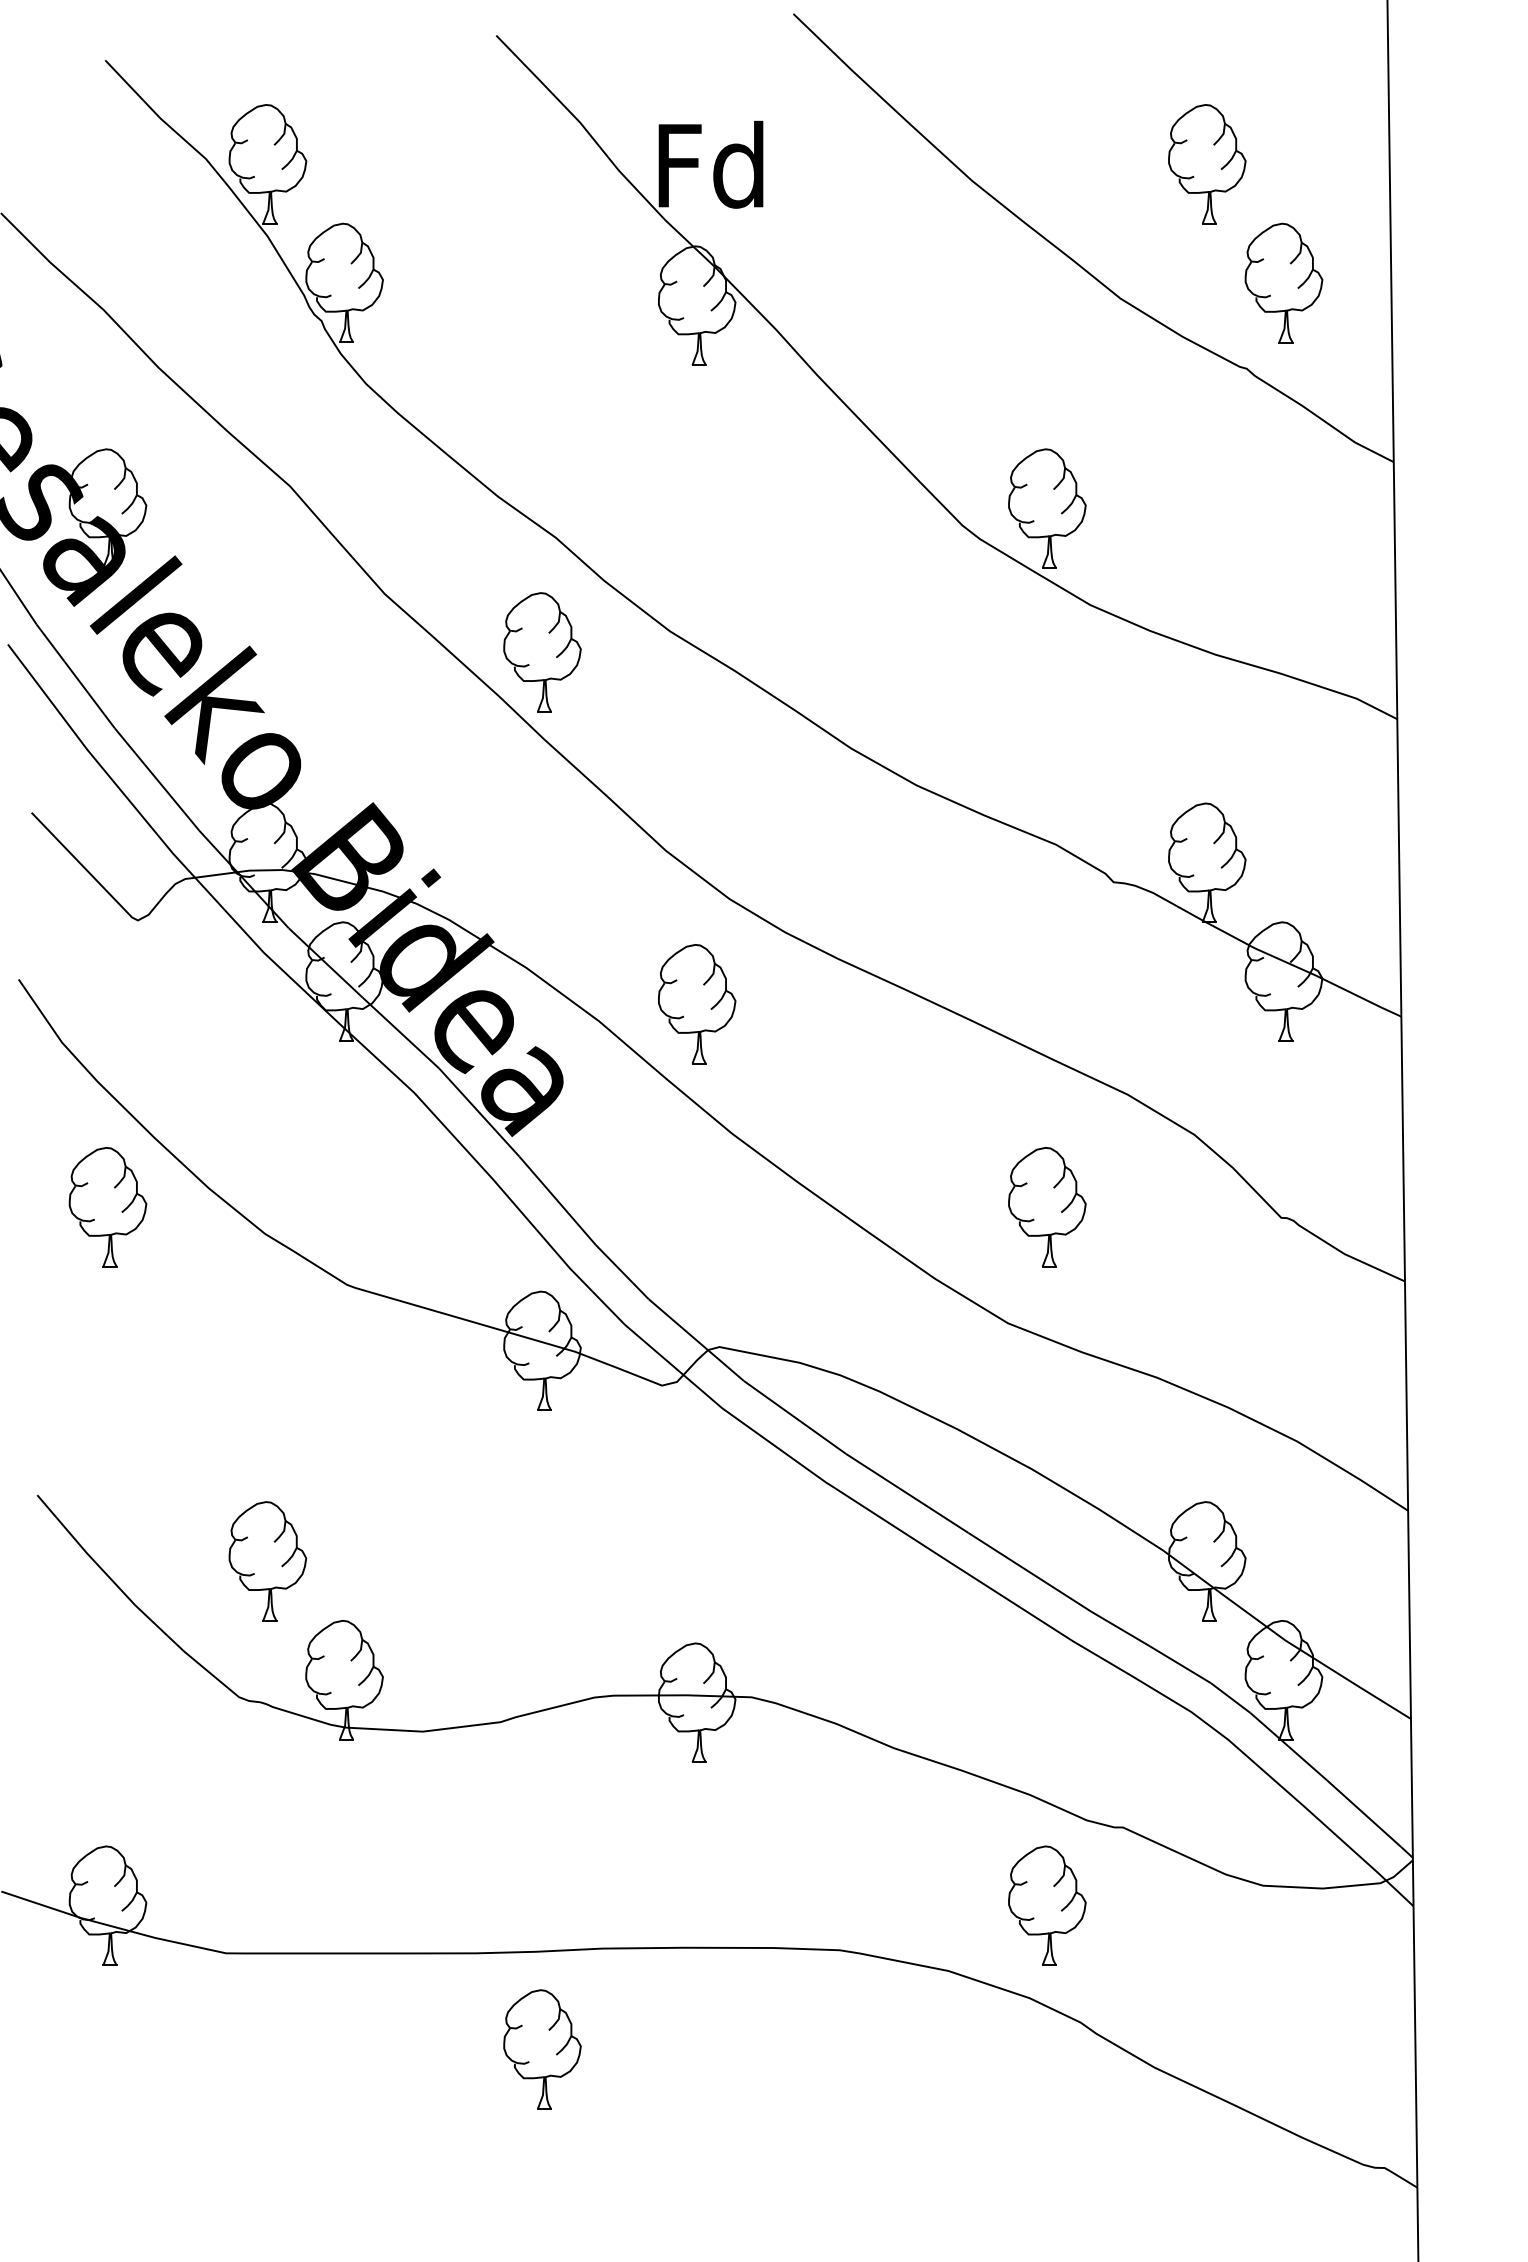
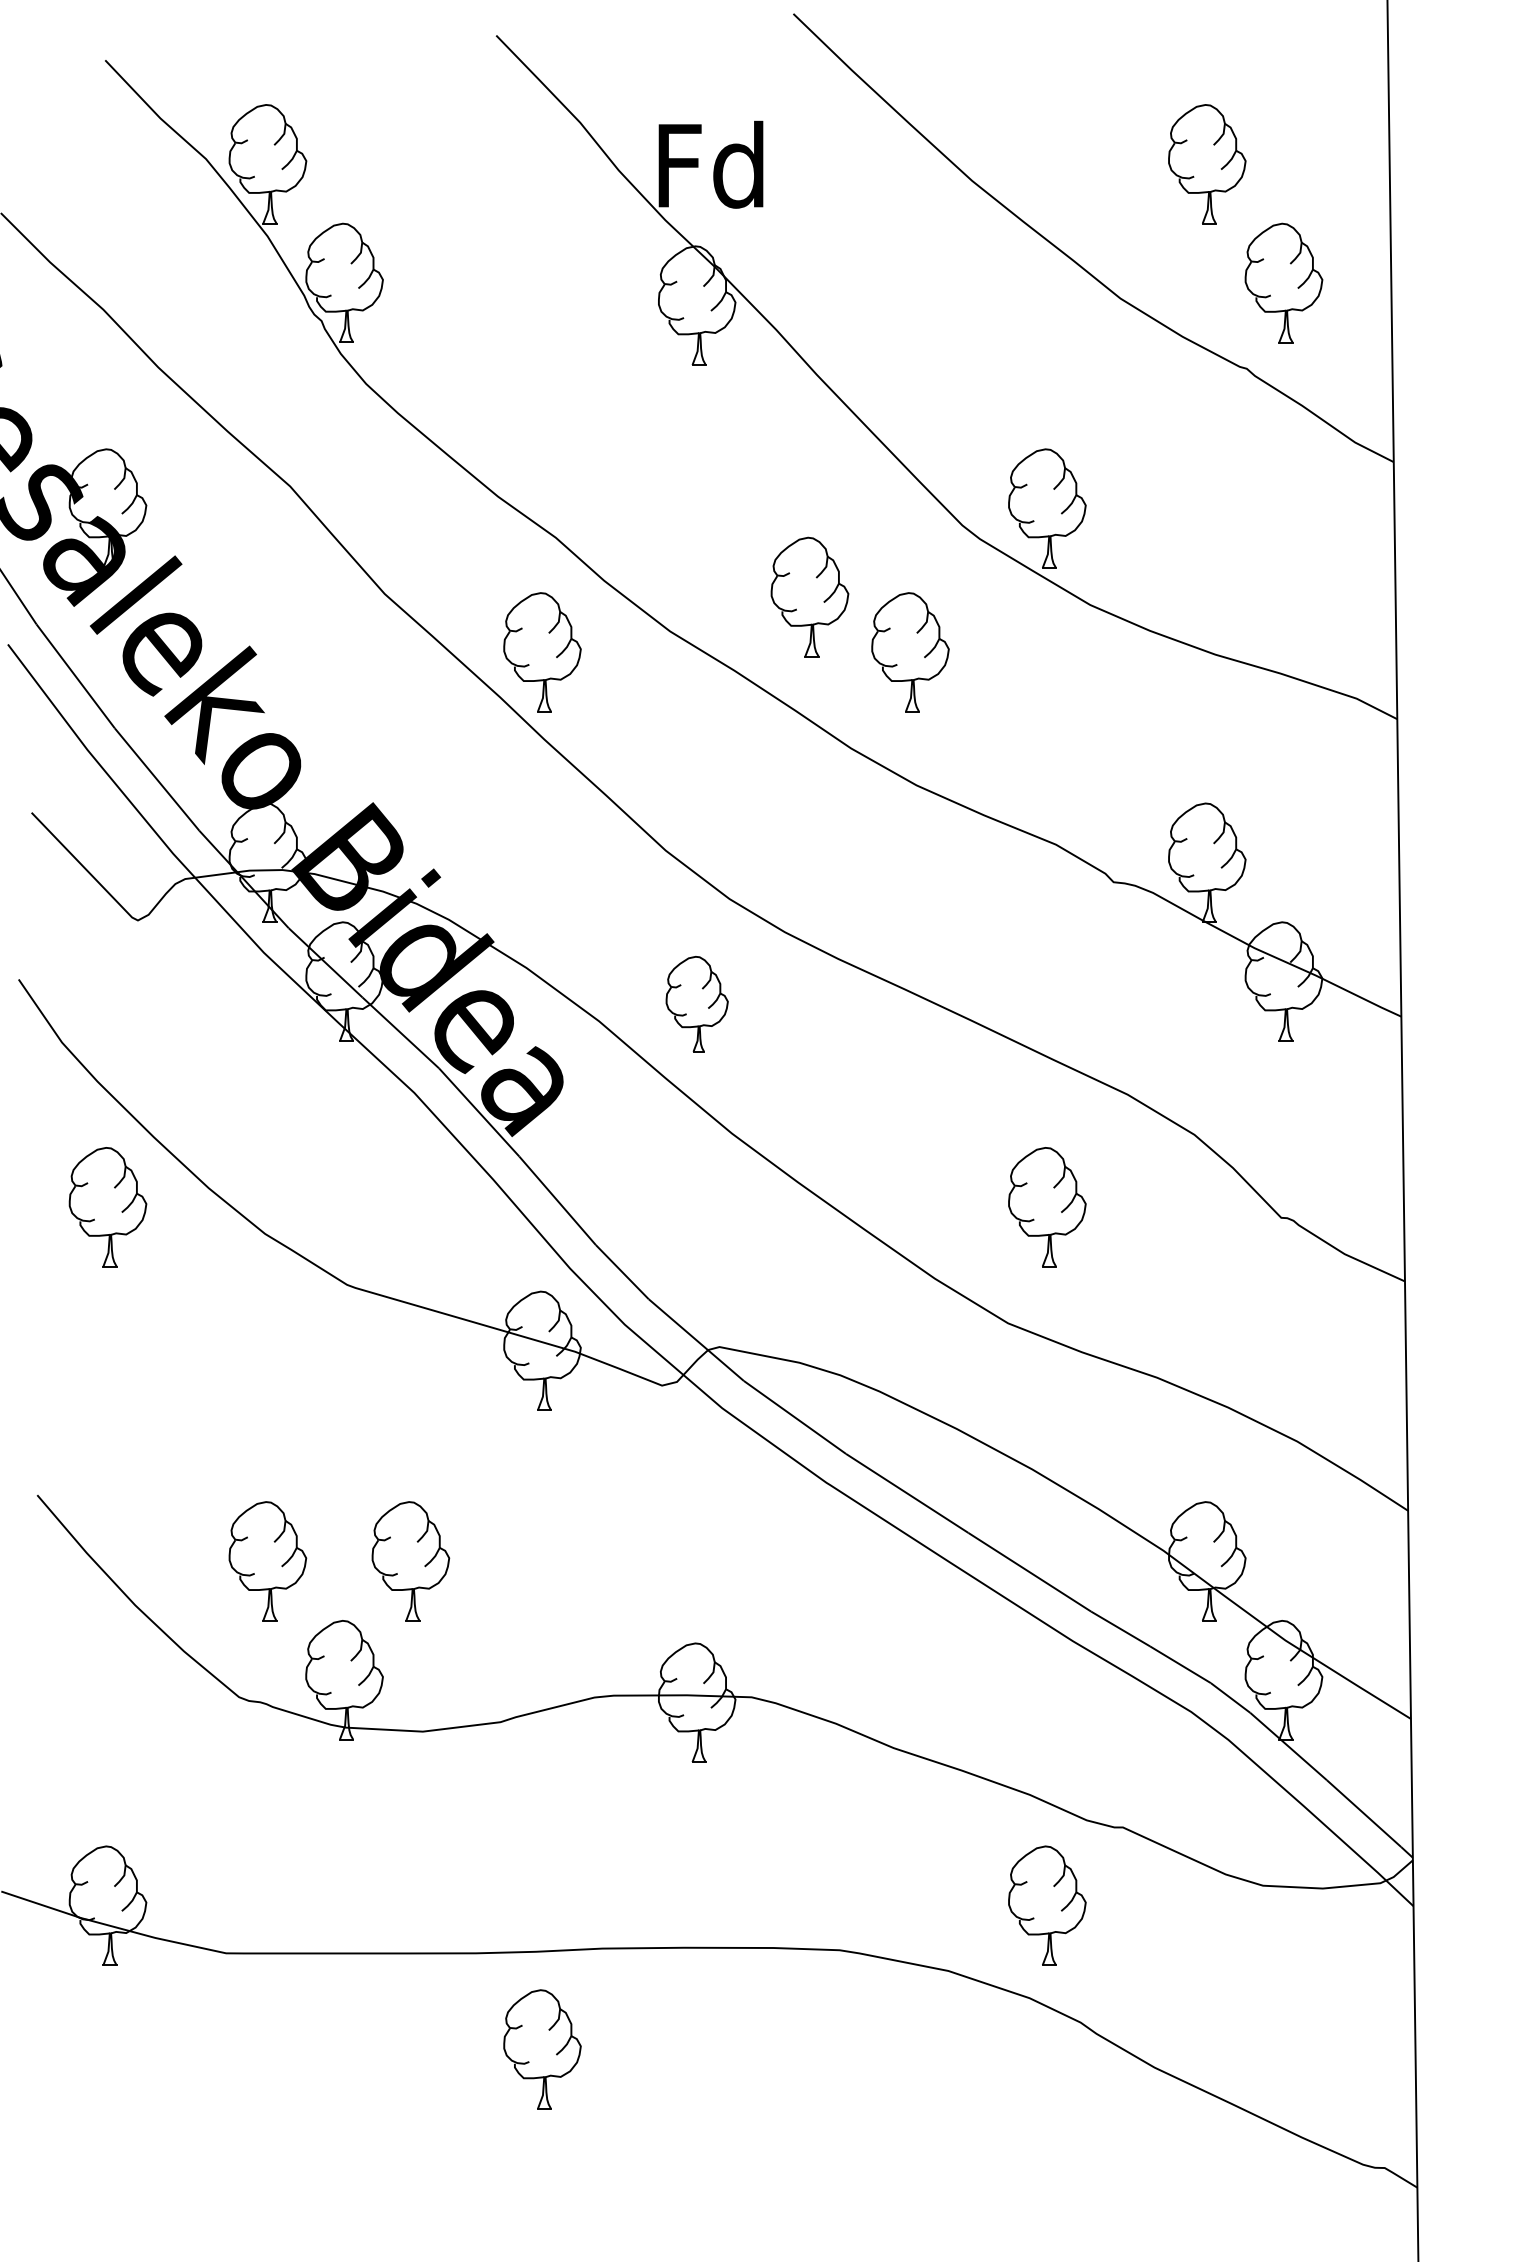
part: none -> present (809, 596)
part: none -> present (910, 652)
part size: 79x121 px -> 64x97 px (696, 1004)
part: none -> present (410, 1561)
